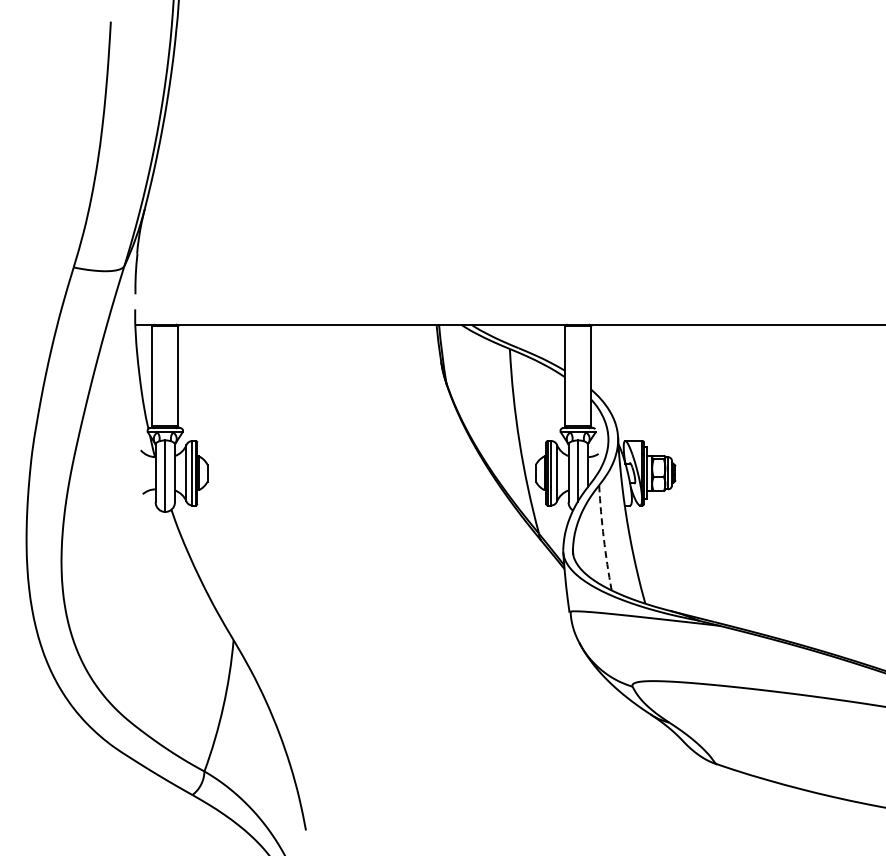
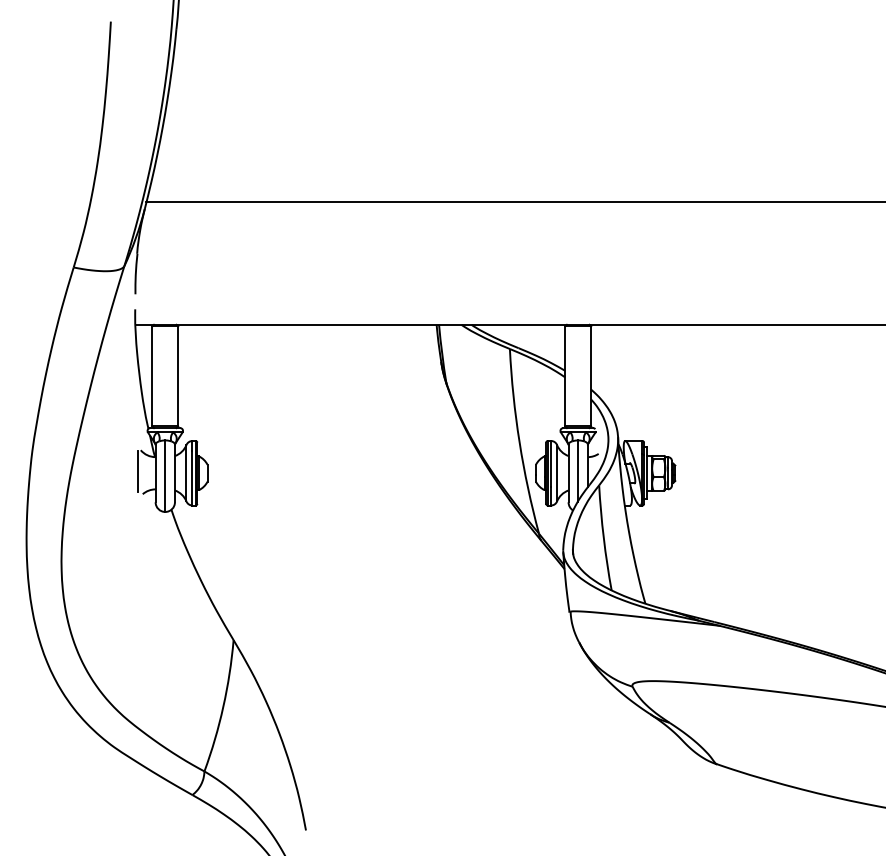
line: none -> present (514, 202)
line: none -> present (137, 470)
arc: dashed -> solid (603, 538)
